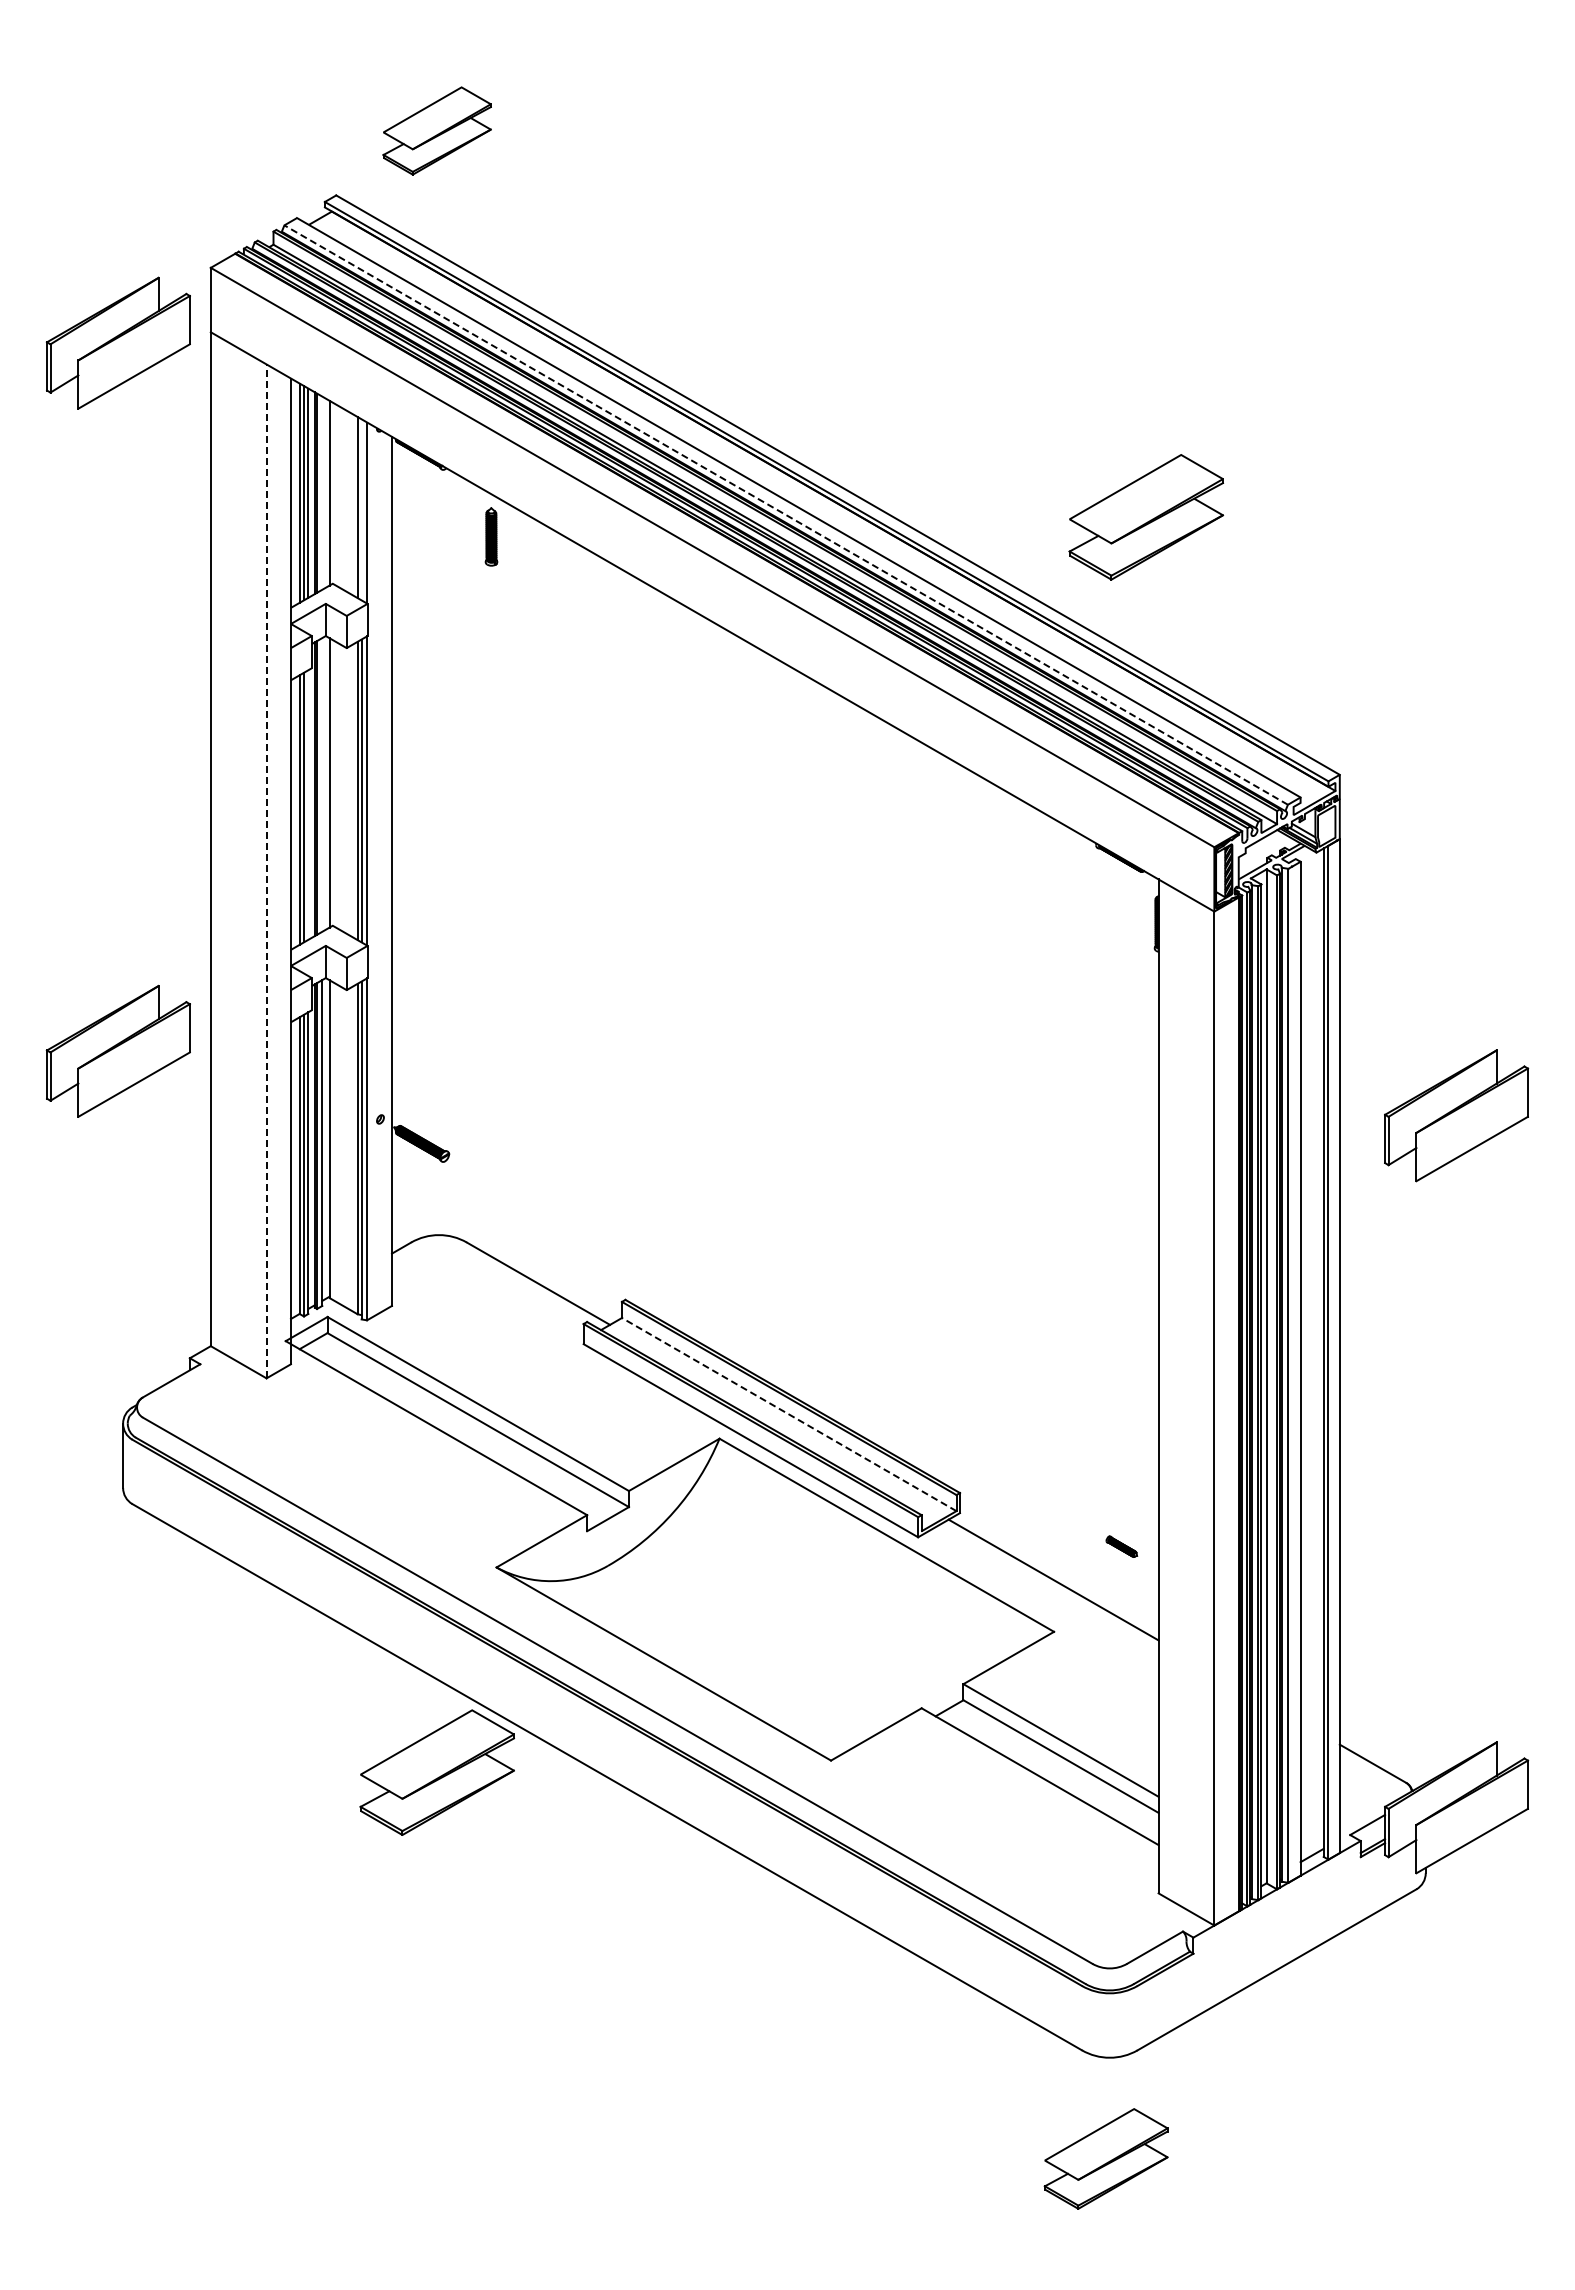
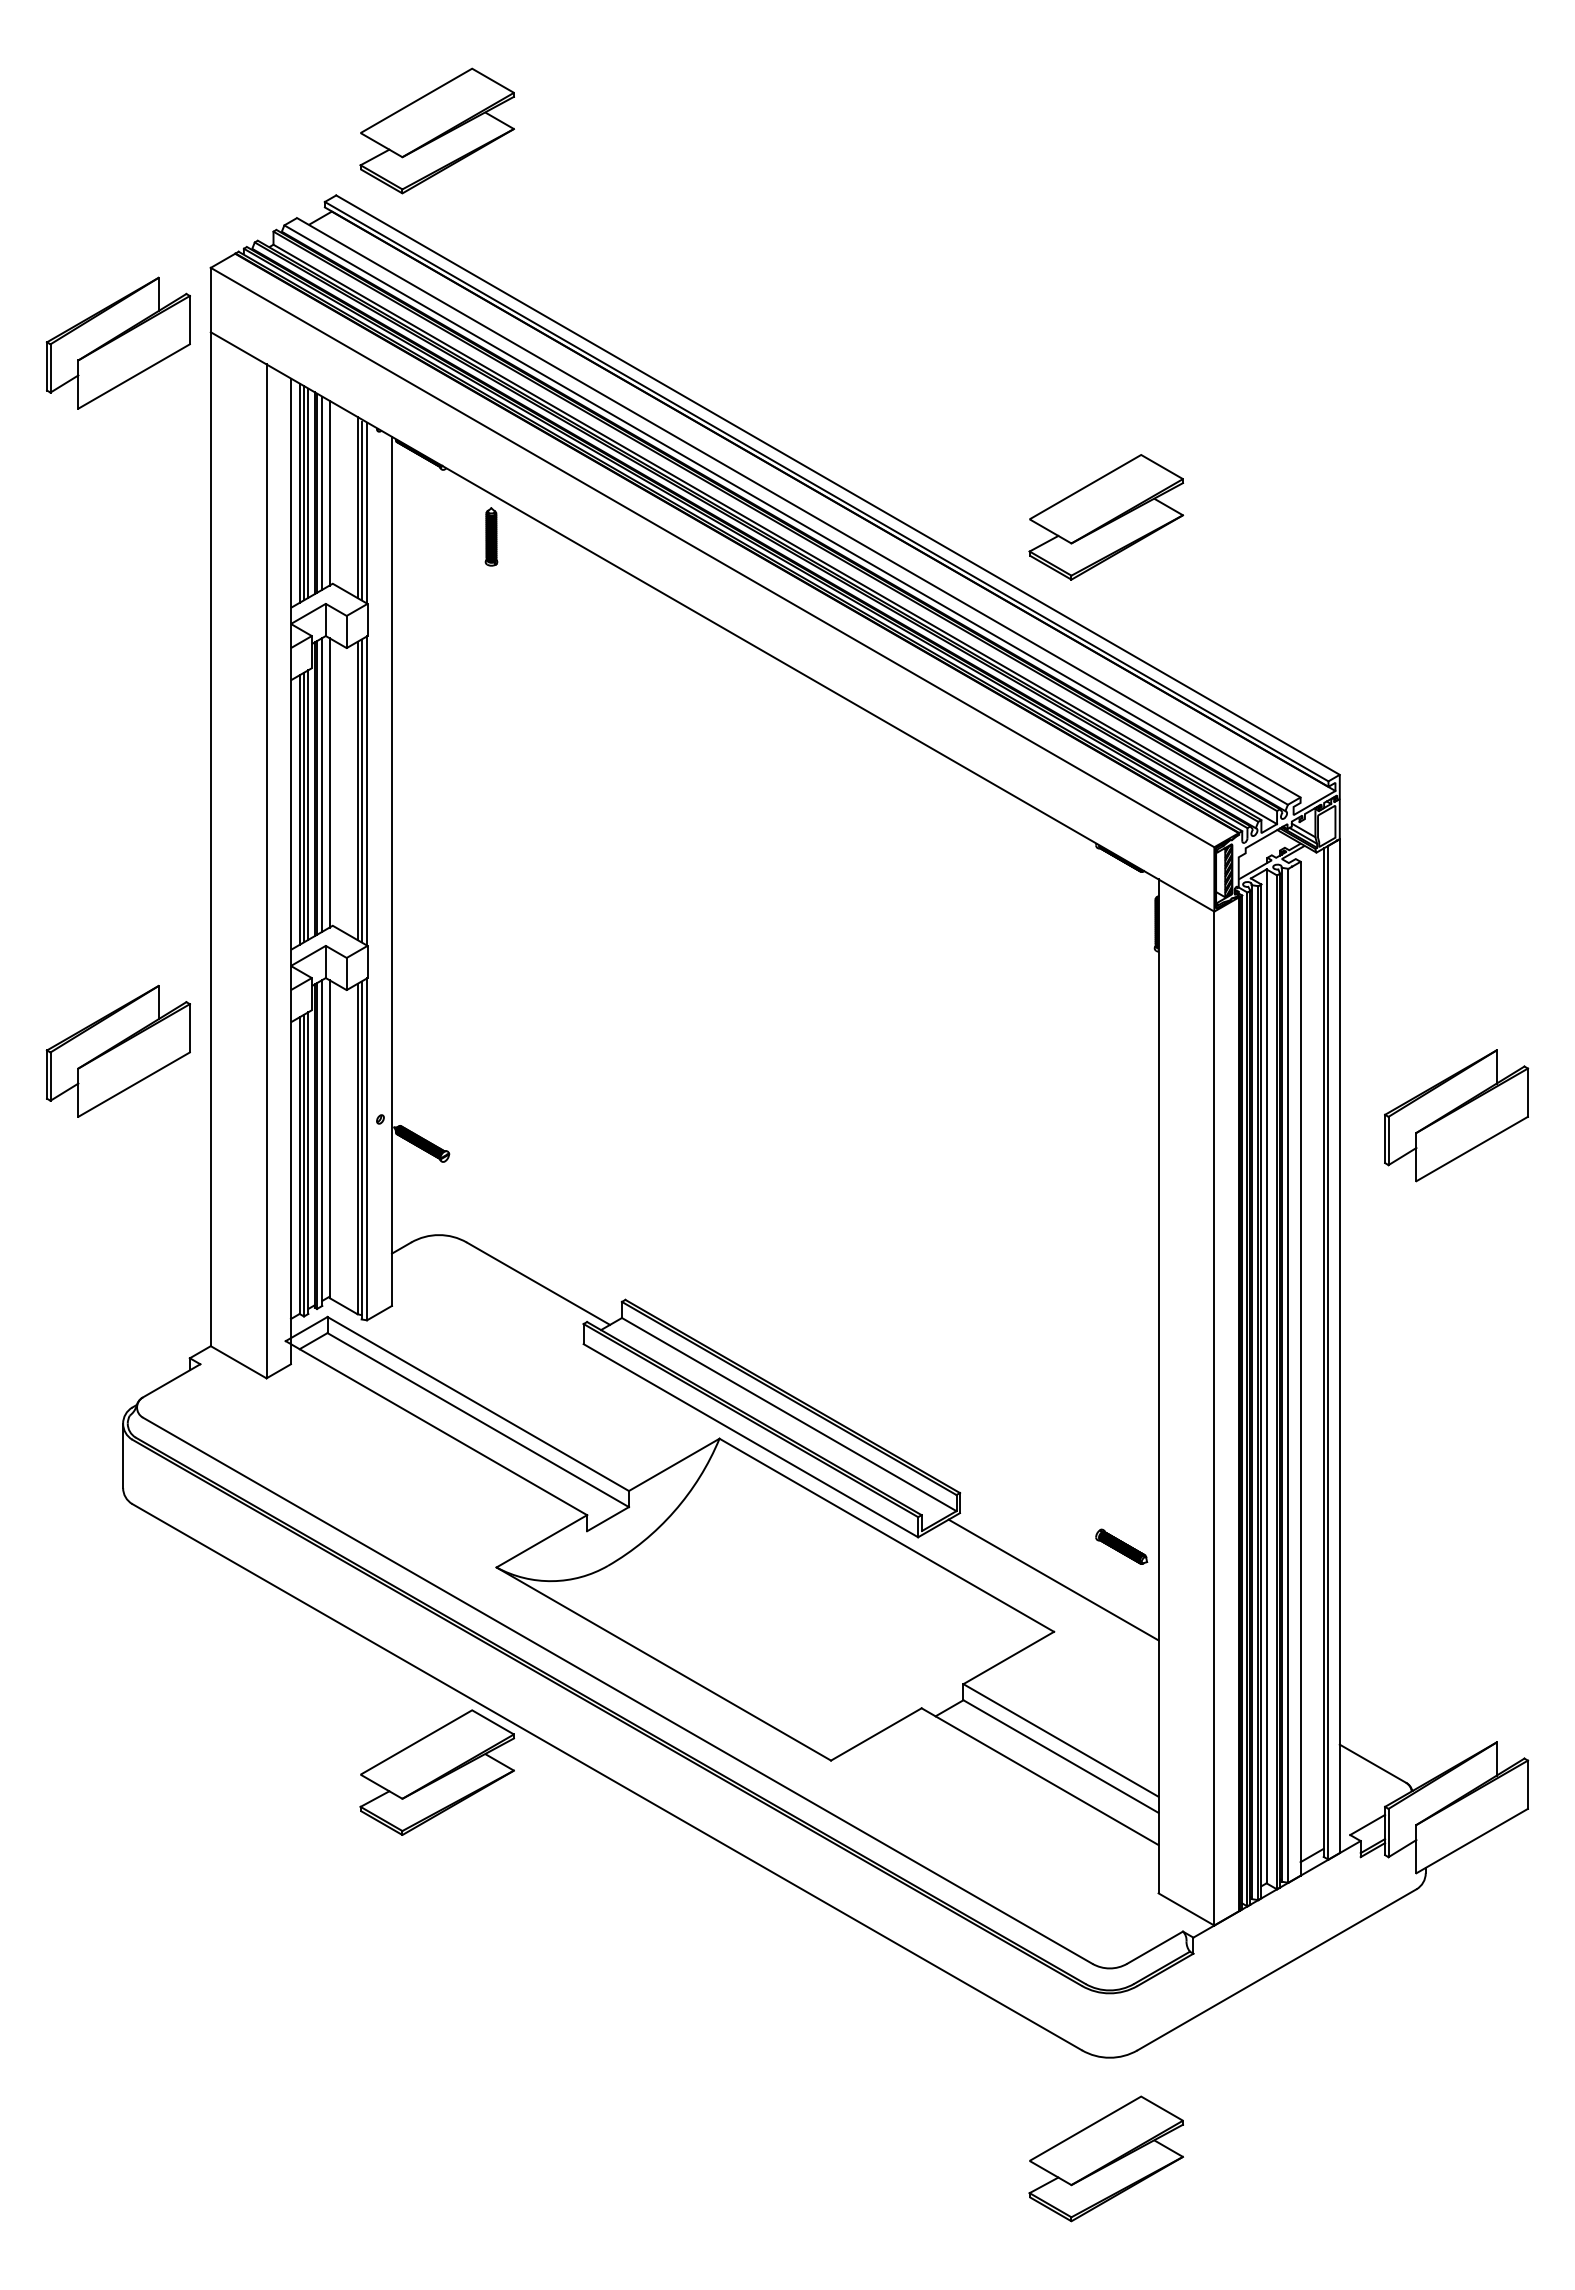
part size: 110x90 px -> 156x128 px (436, 130)
line: none -> present (322, 492)
line: none -> present (361, 511)
line: dashed -> solid (785, 514)
part position: (1146, 517) -> (1106, 517) (1106, 517)
line: none -> present (322, 784)
line: none -> present (308, 804)
line: dashed -> solid (266, 871)
line: dashed -> solid (788, 1414)
part size: 34x23 px -> 54x37 px (1121, 1546)
part size: 126x102 px -> 156x128 px (1105, 2158)
